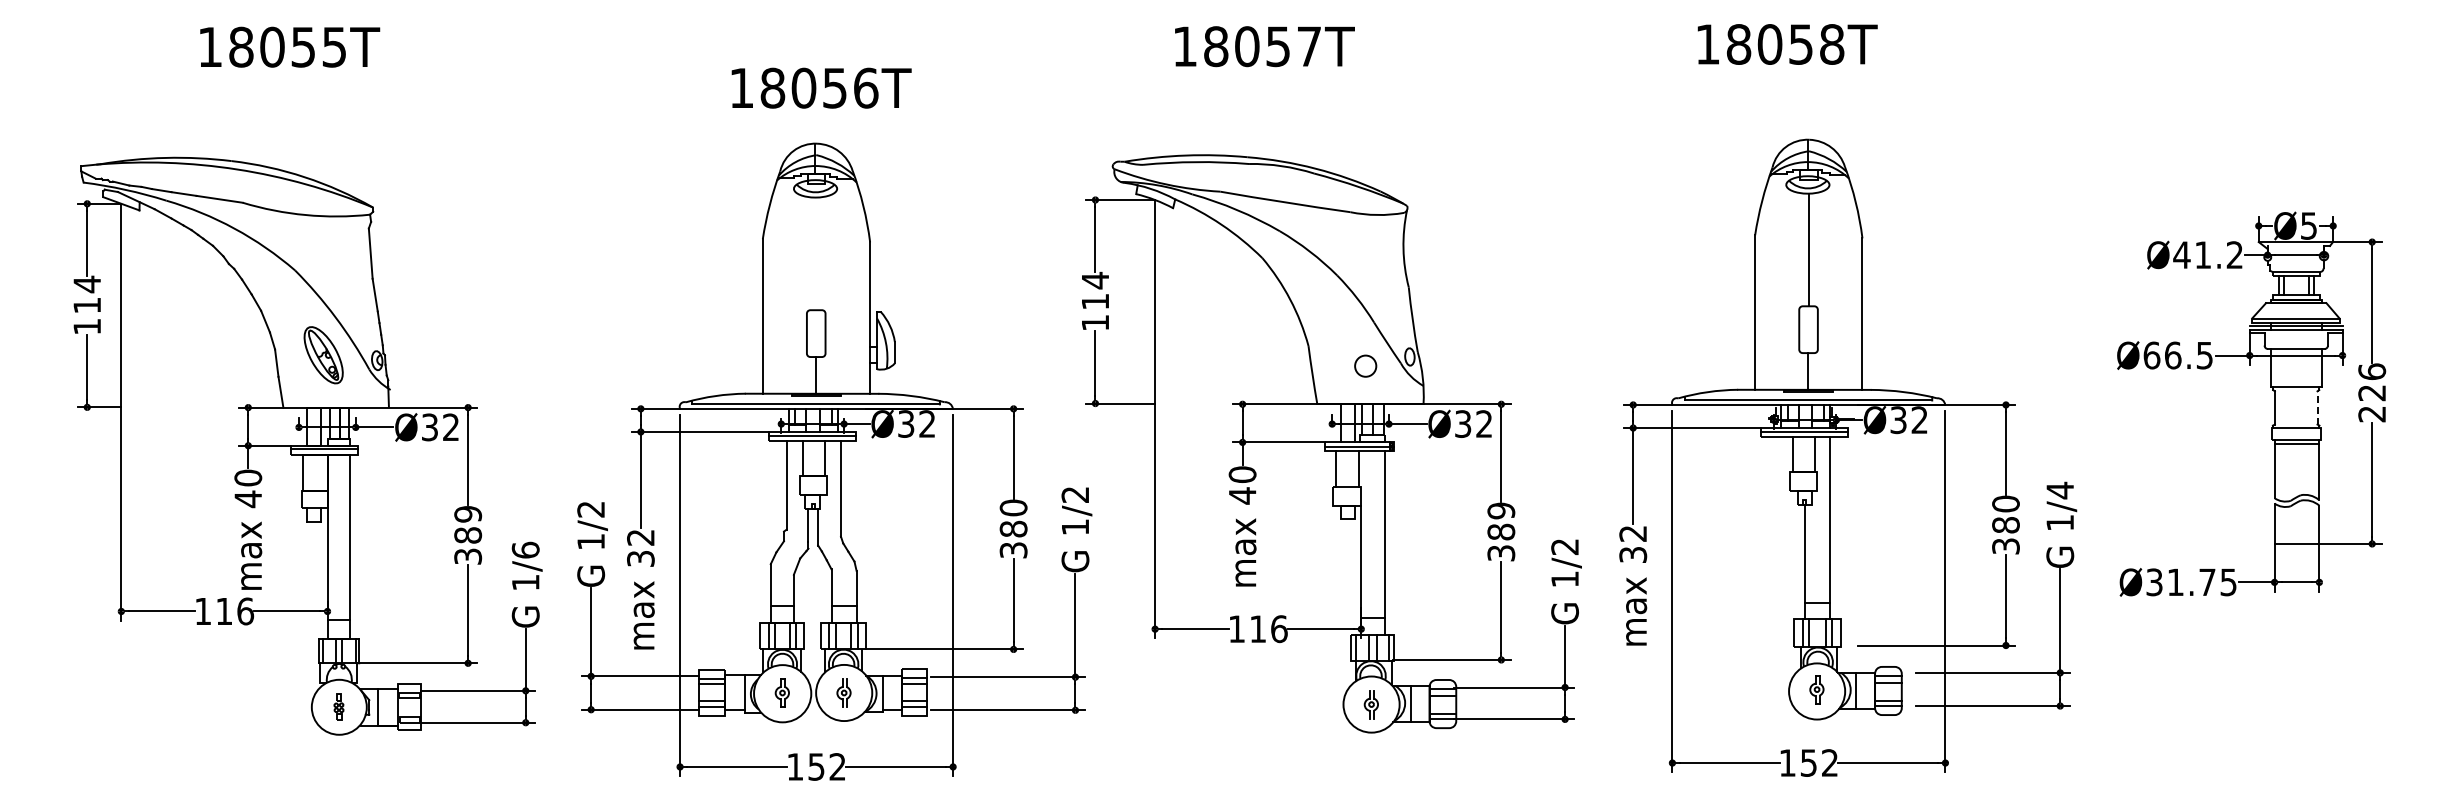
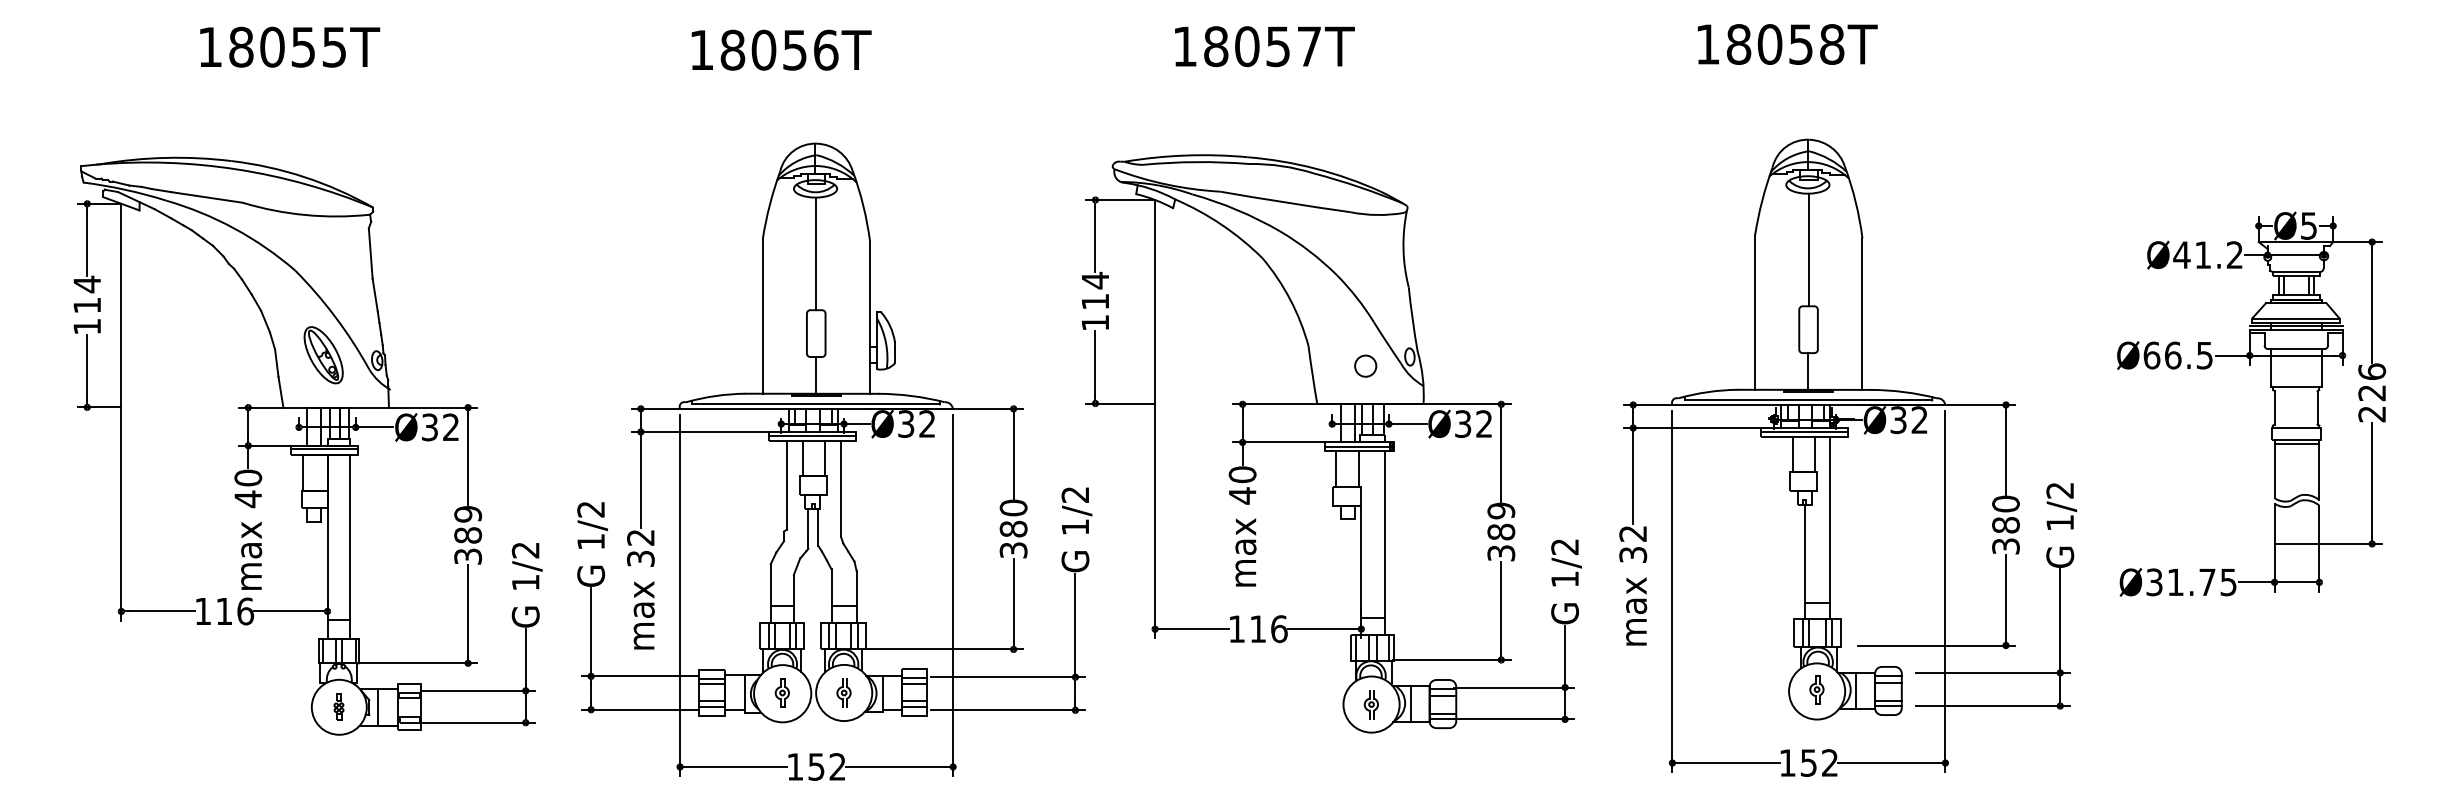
text position: (821, 87) -> (781, 49) (781, 49)
line: none -> present (816, 253)
line: dashed -> solid (2317, 407)
text: 1/4 -> 1/2 (2059, 490)
text: 1/6 -> 1/2 (525, 549)
